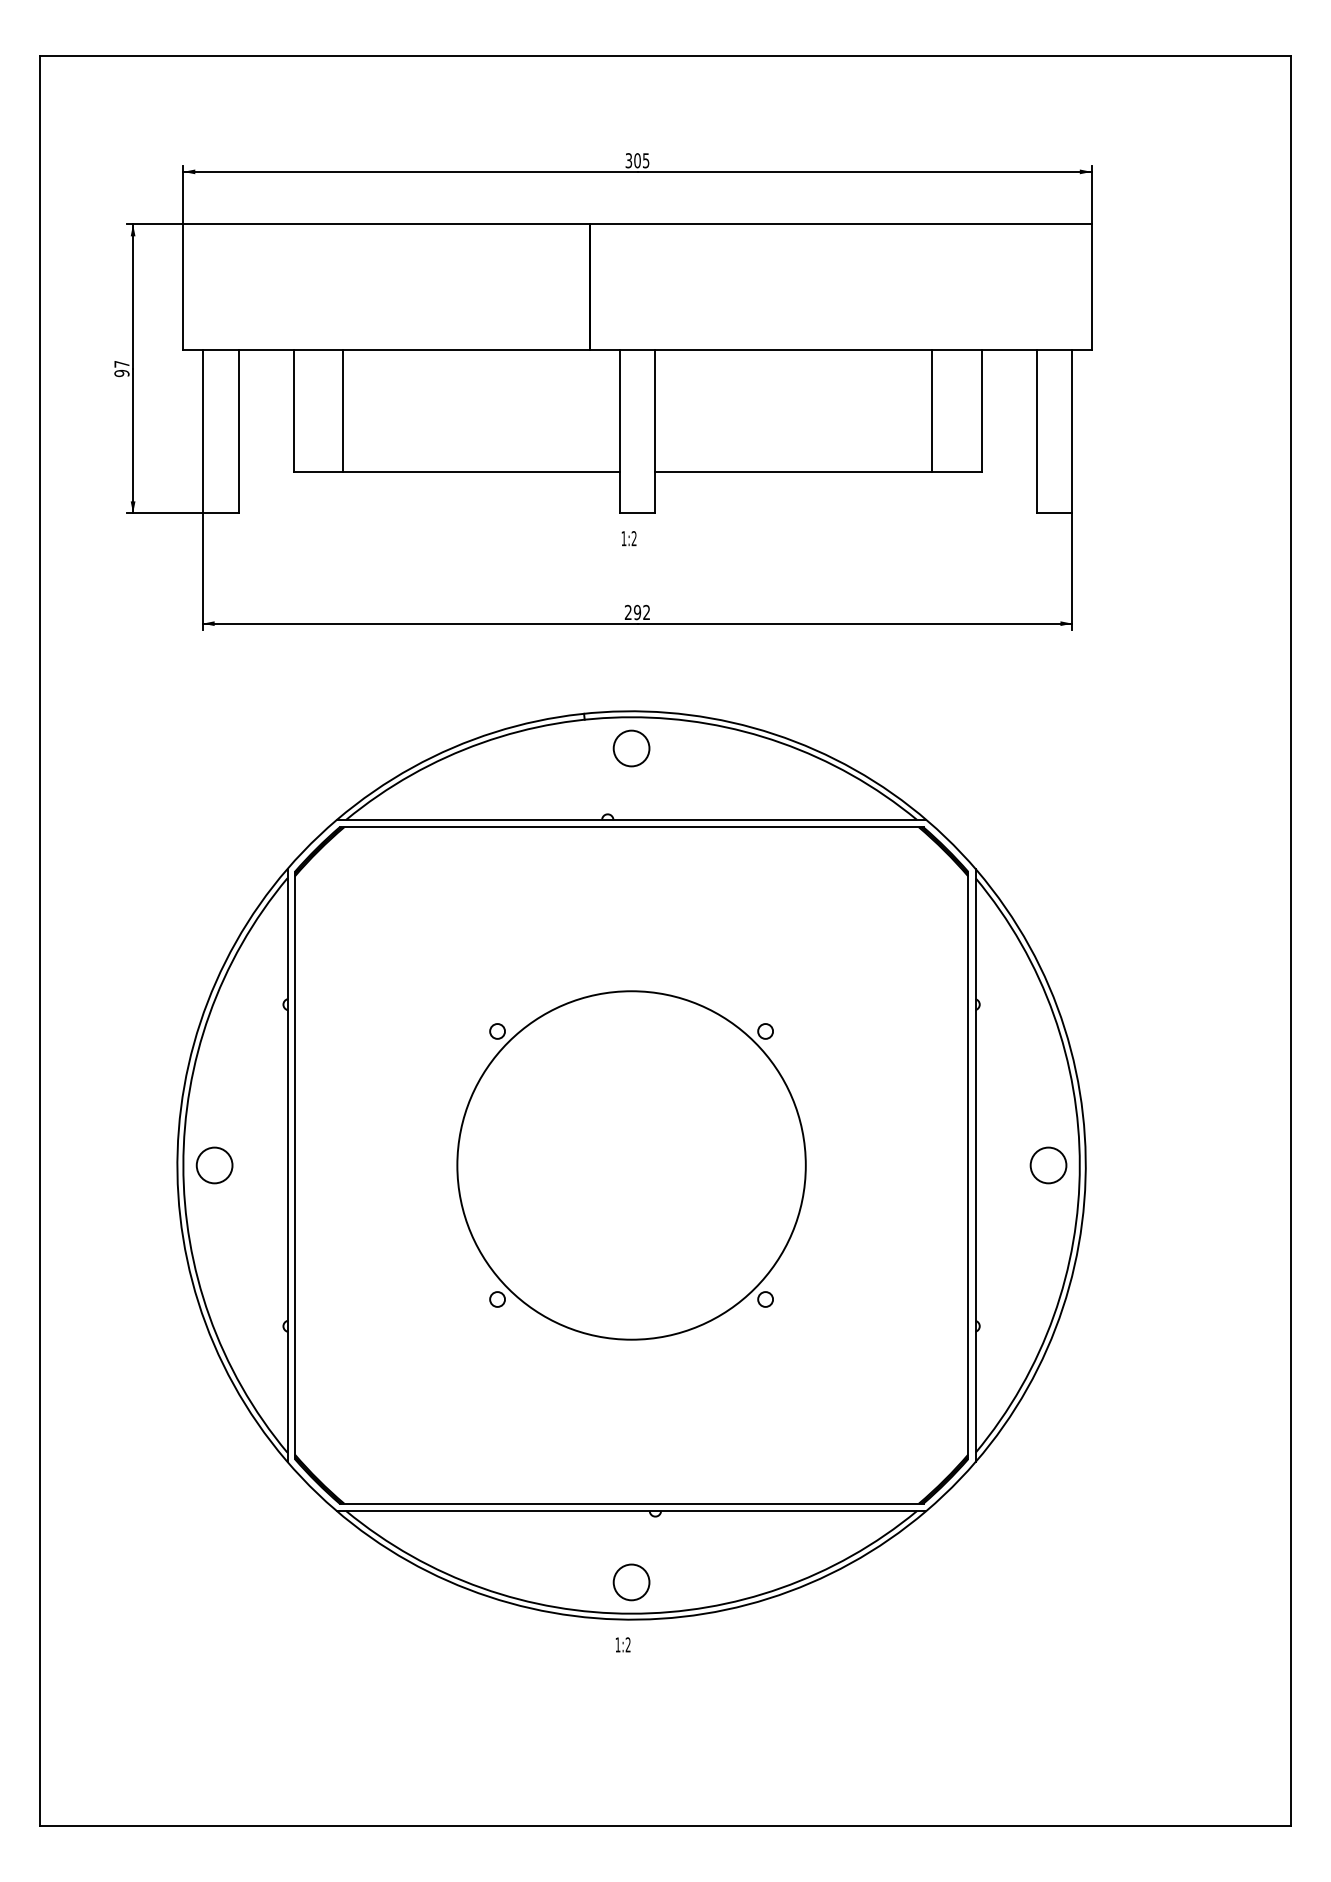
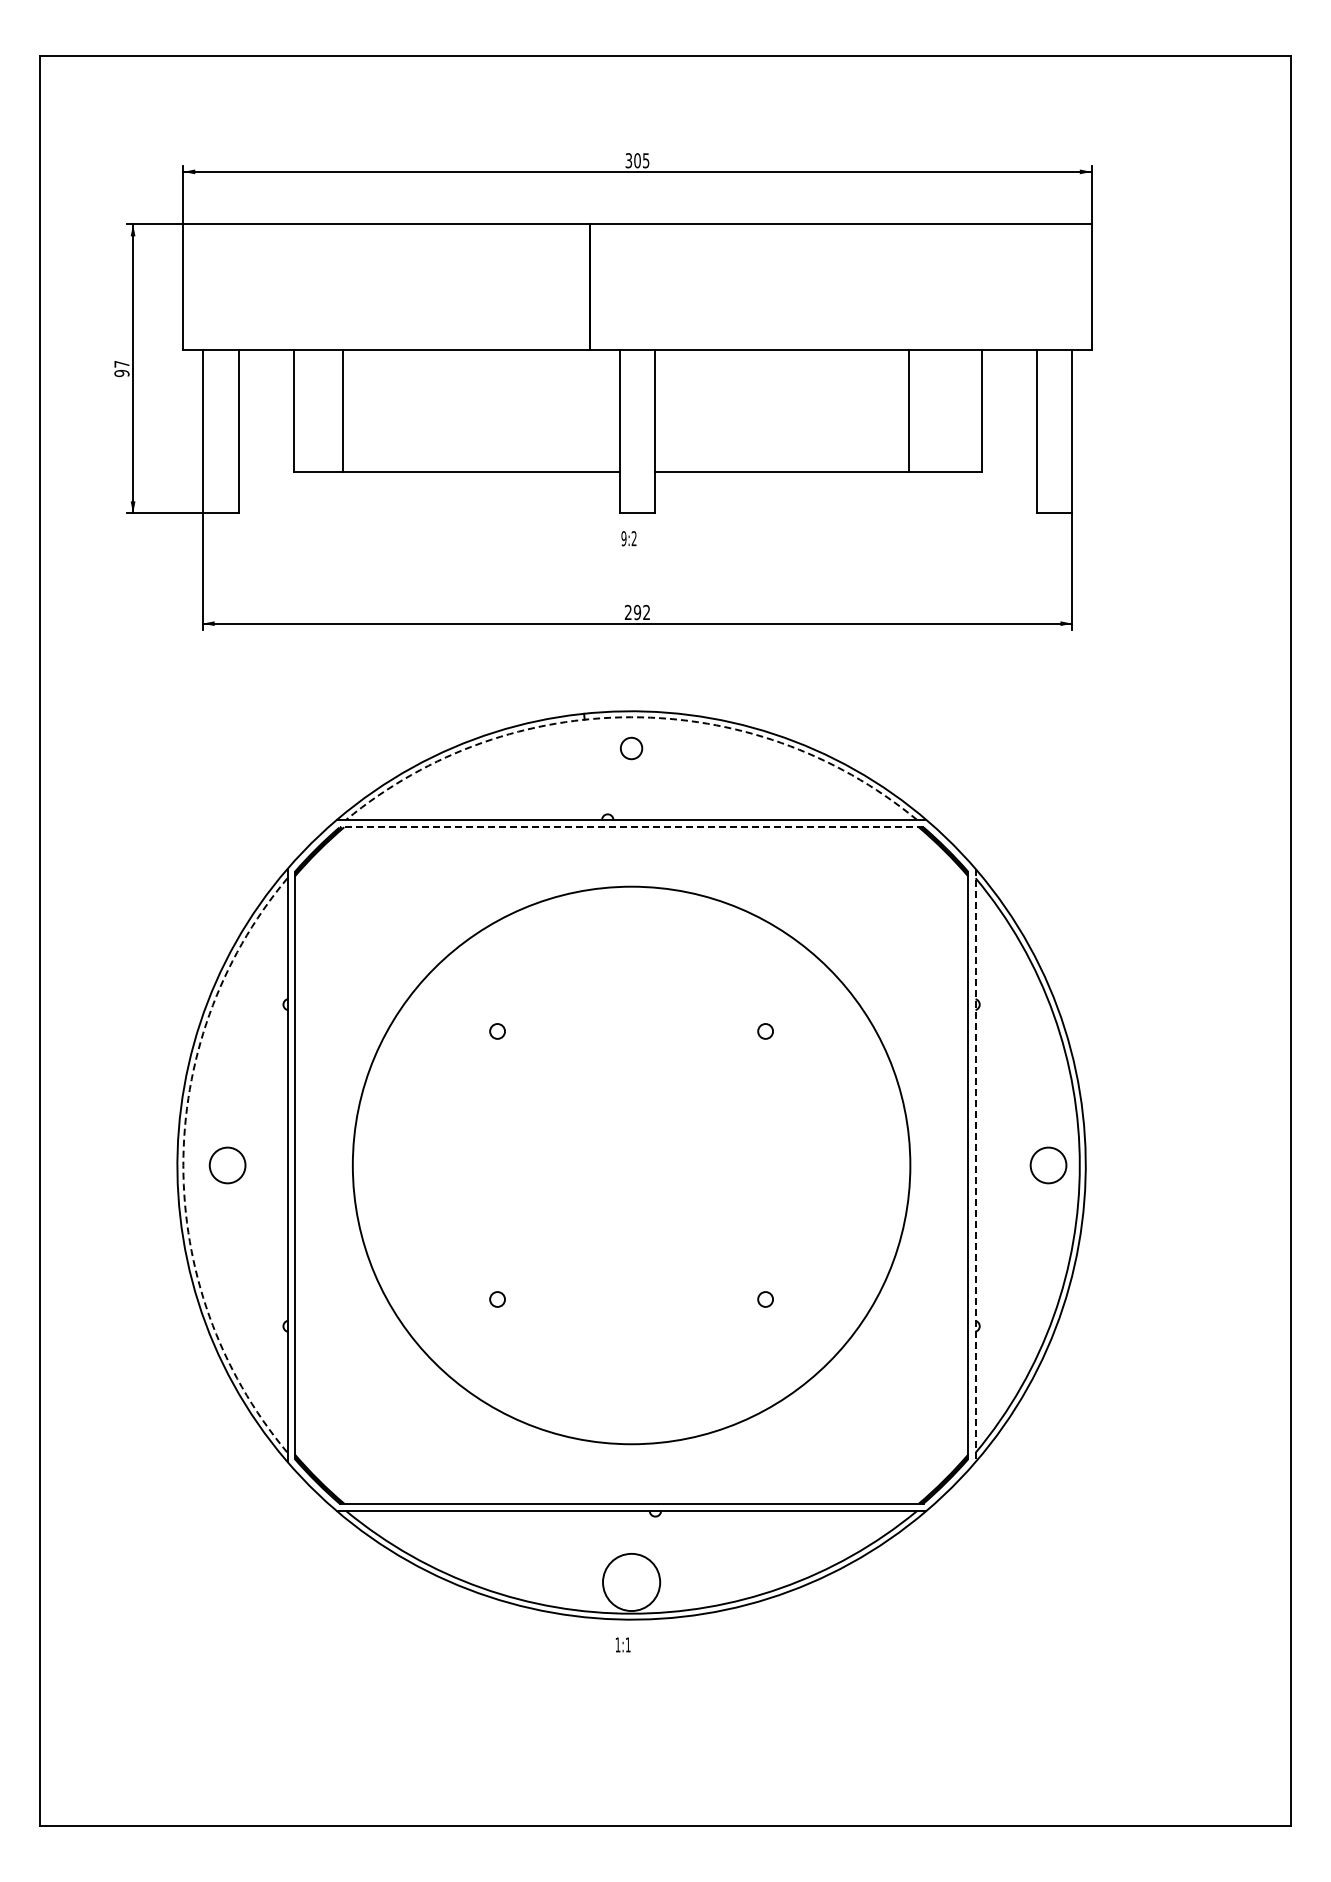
line position: (932, 410) -> (909, 410) (909, 410)
text: 1:2 -> 9:2 (623, 538)
arc: solid -> dashed (631, 717)
circle size: 39x39 px -> 24x25 px (631, 748)
line: solid -> dashed (631, 827)
arc: solid -> dashed (183, 1165)
circle position: (214, 1165) -> (227, 1165) (227, 1165)
circle diameter: 348 px -> 558 px (631, 1165)
line: solid -> dashed (975, 1165)
circle diameter: 36 px -> 57 px (631, 1582)
text: 1:2 -> 1:1 (627, 1644)
